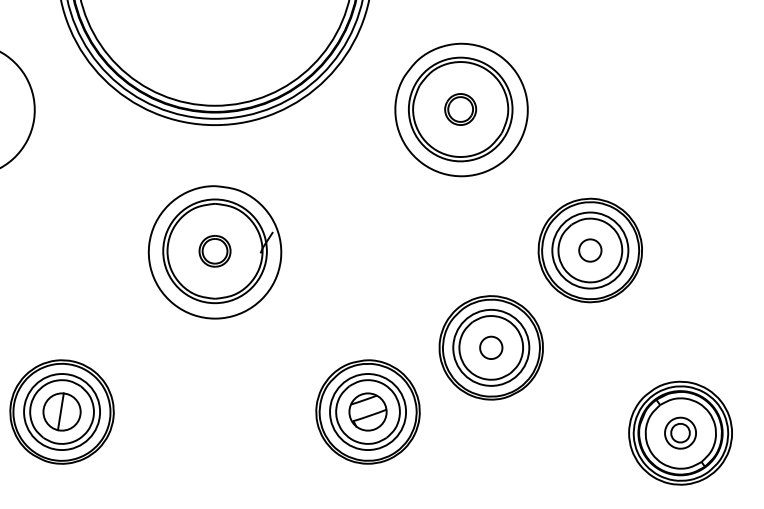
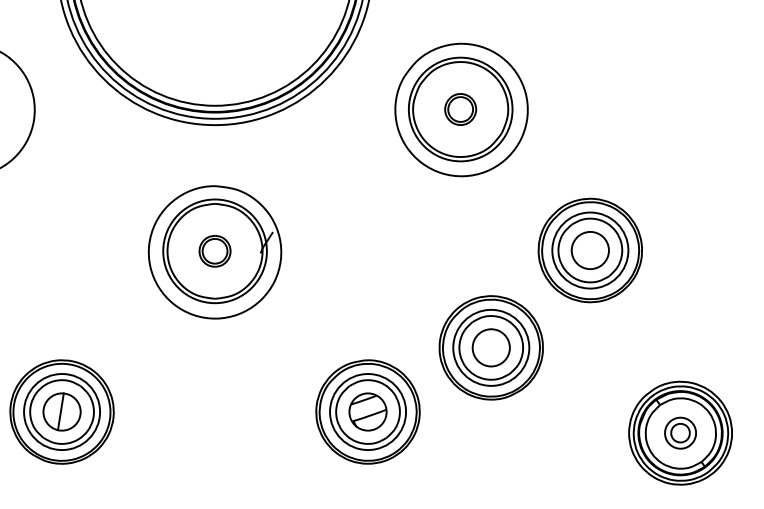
circle diameter: 22 px -> 37 px (589, 250)
circle diameter: 22 px -> 37 px (490, 347)
